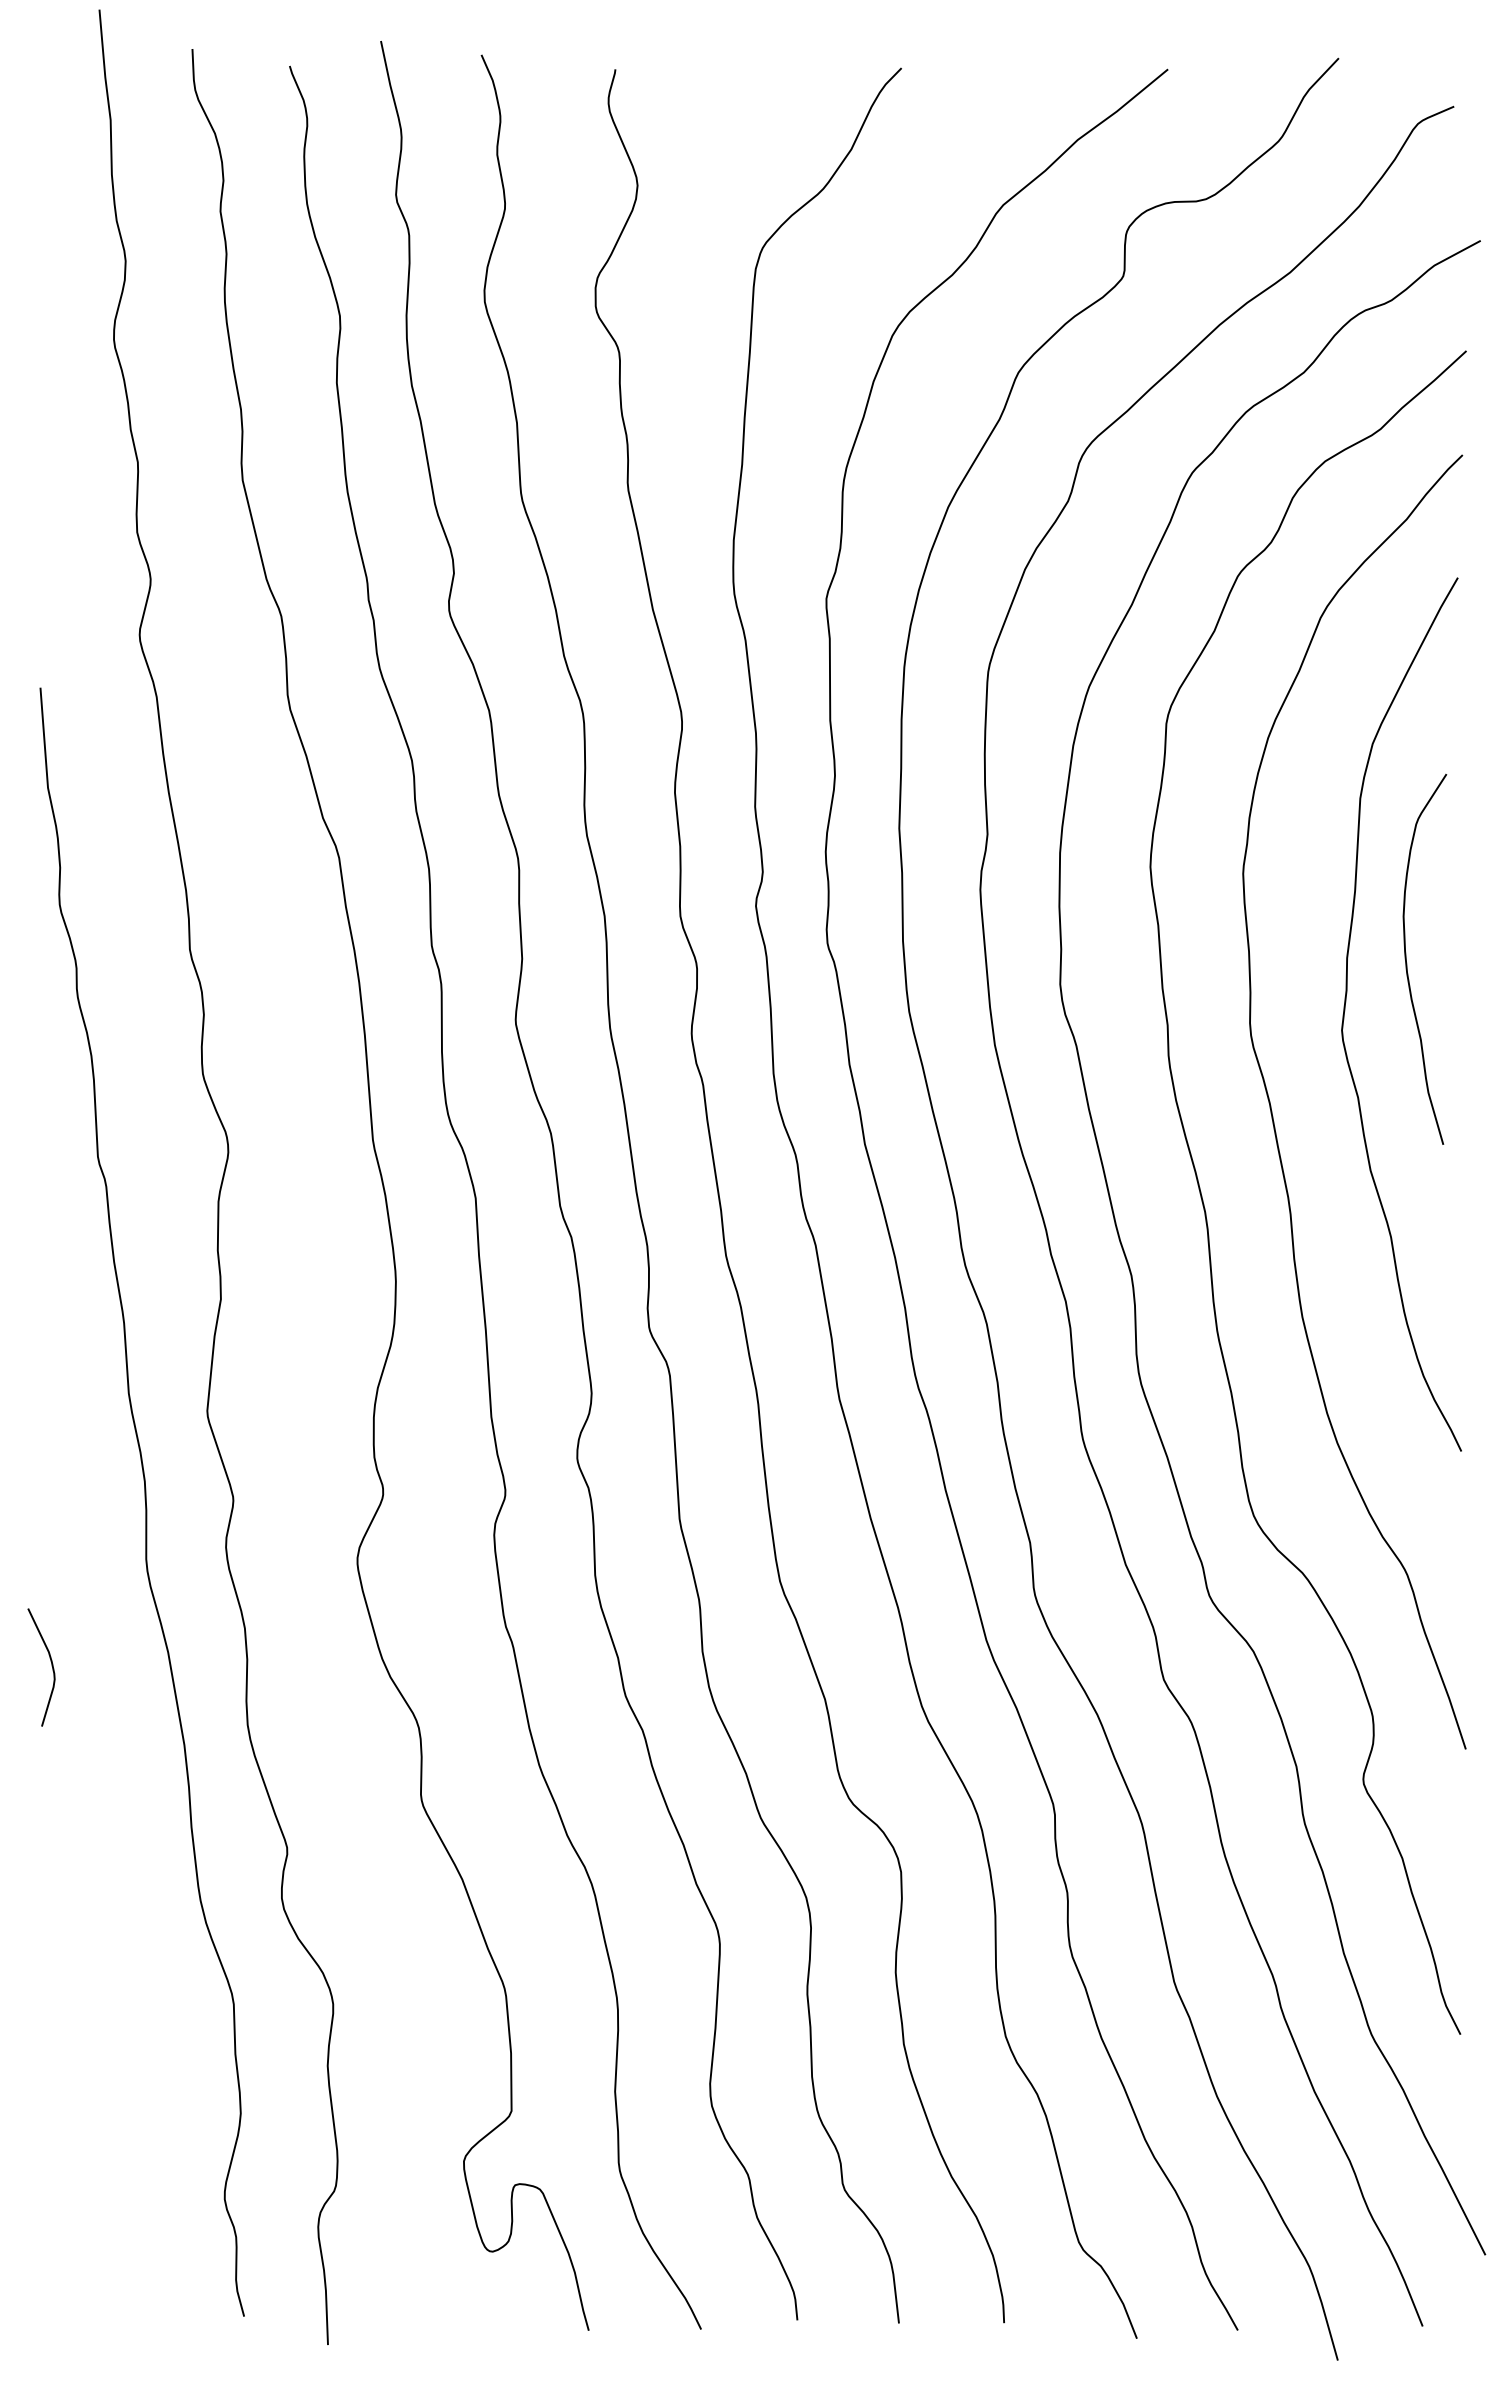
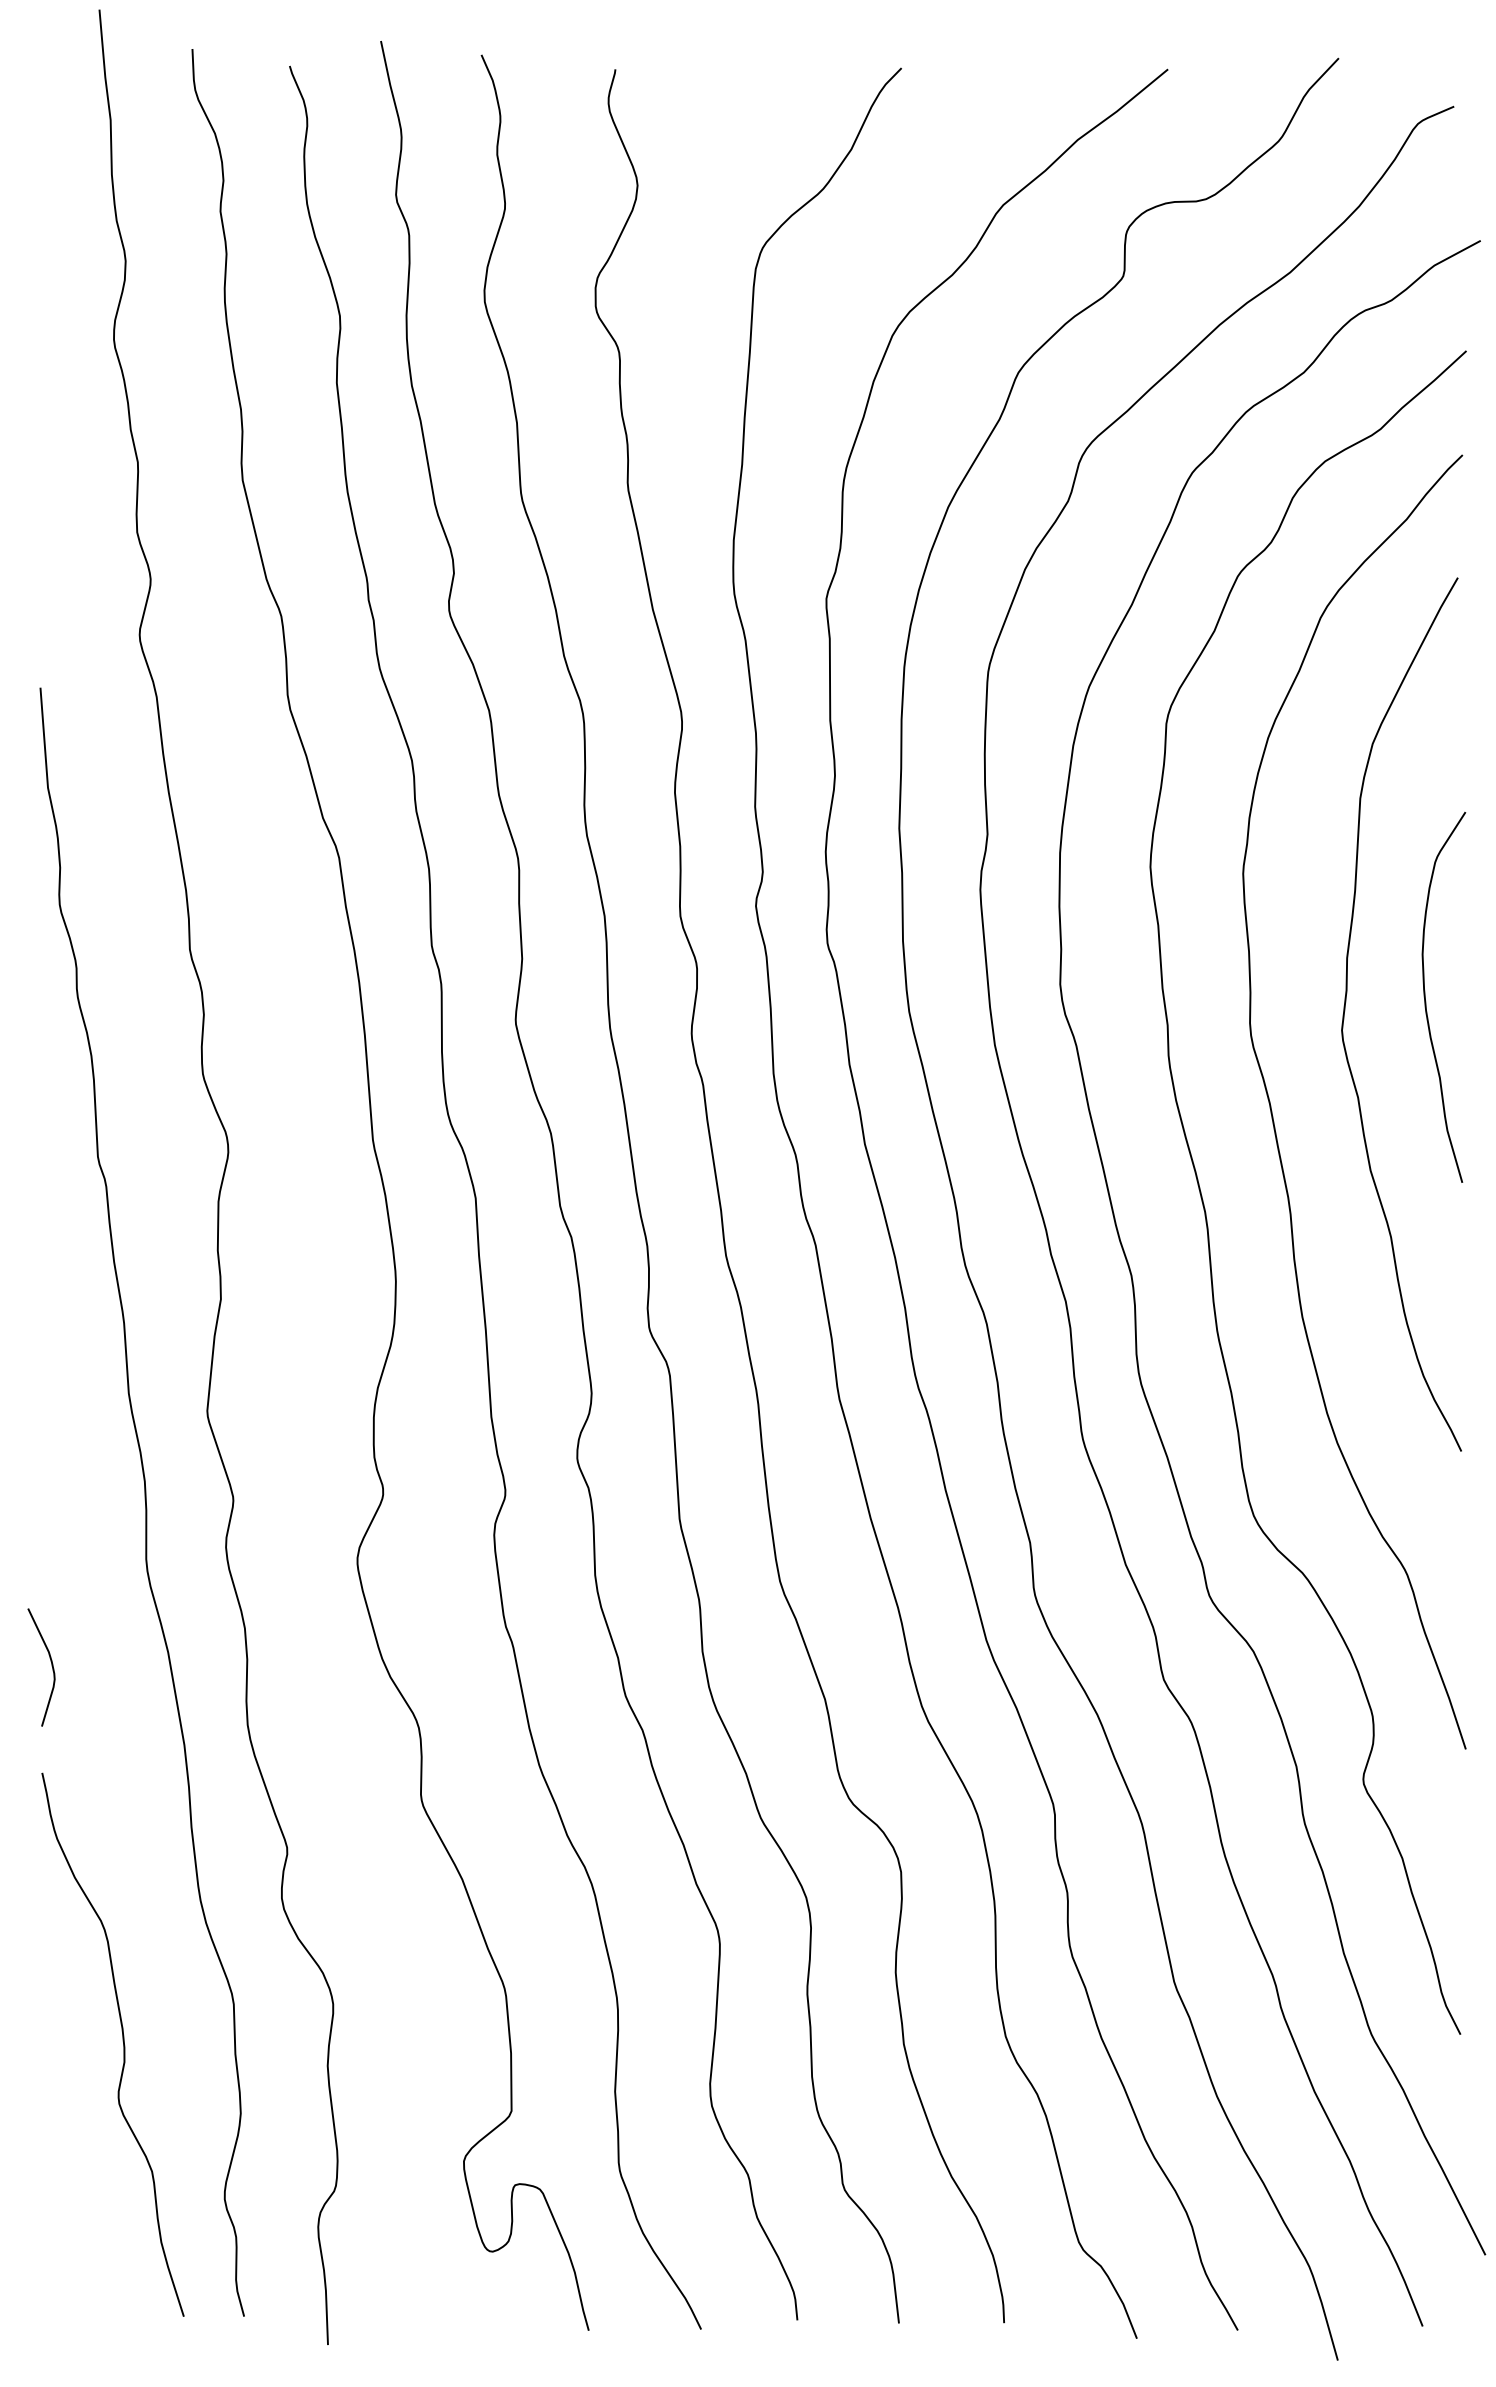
curve position: (1407, 963) -> (1426, 1001) (1426, 1001)
curve: none -> present (122, 2041)
